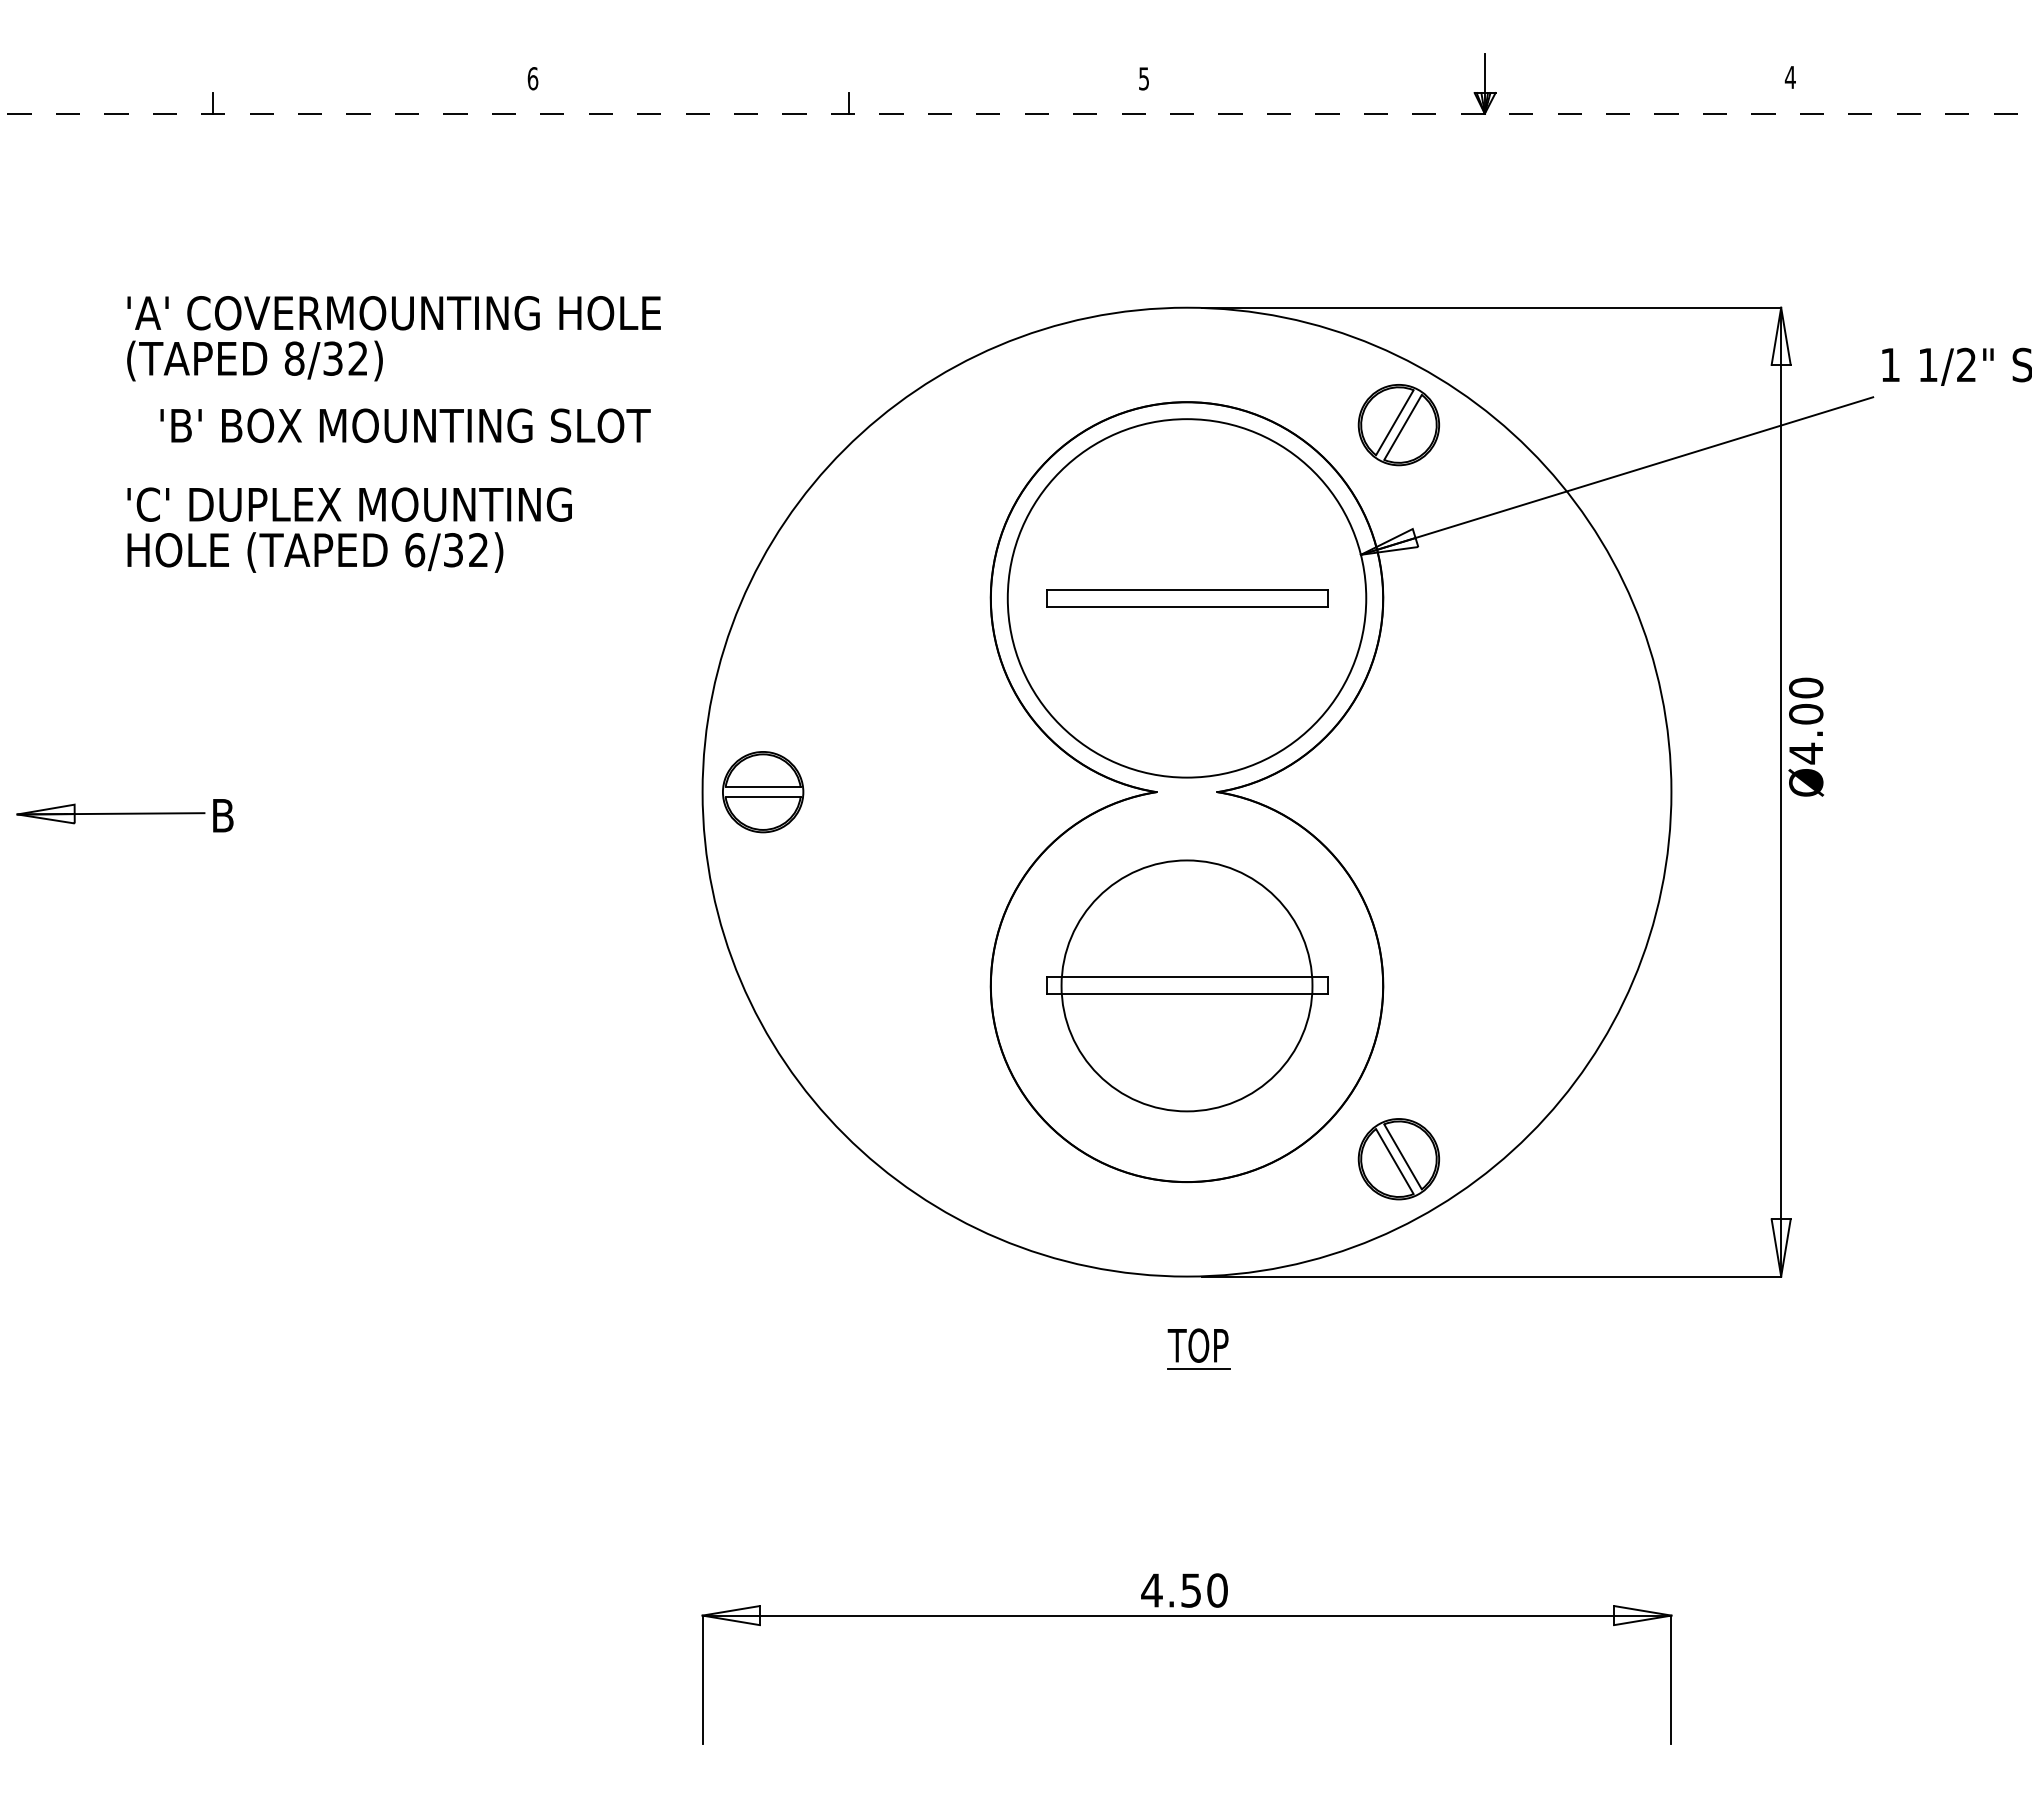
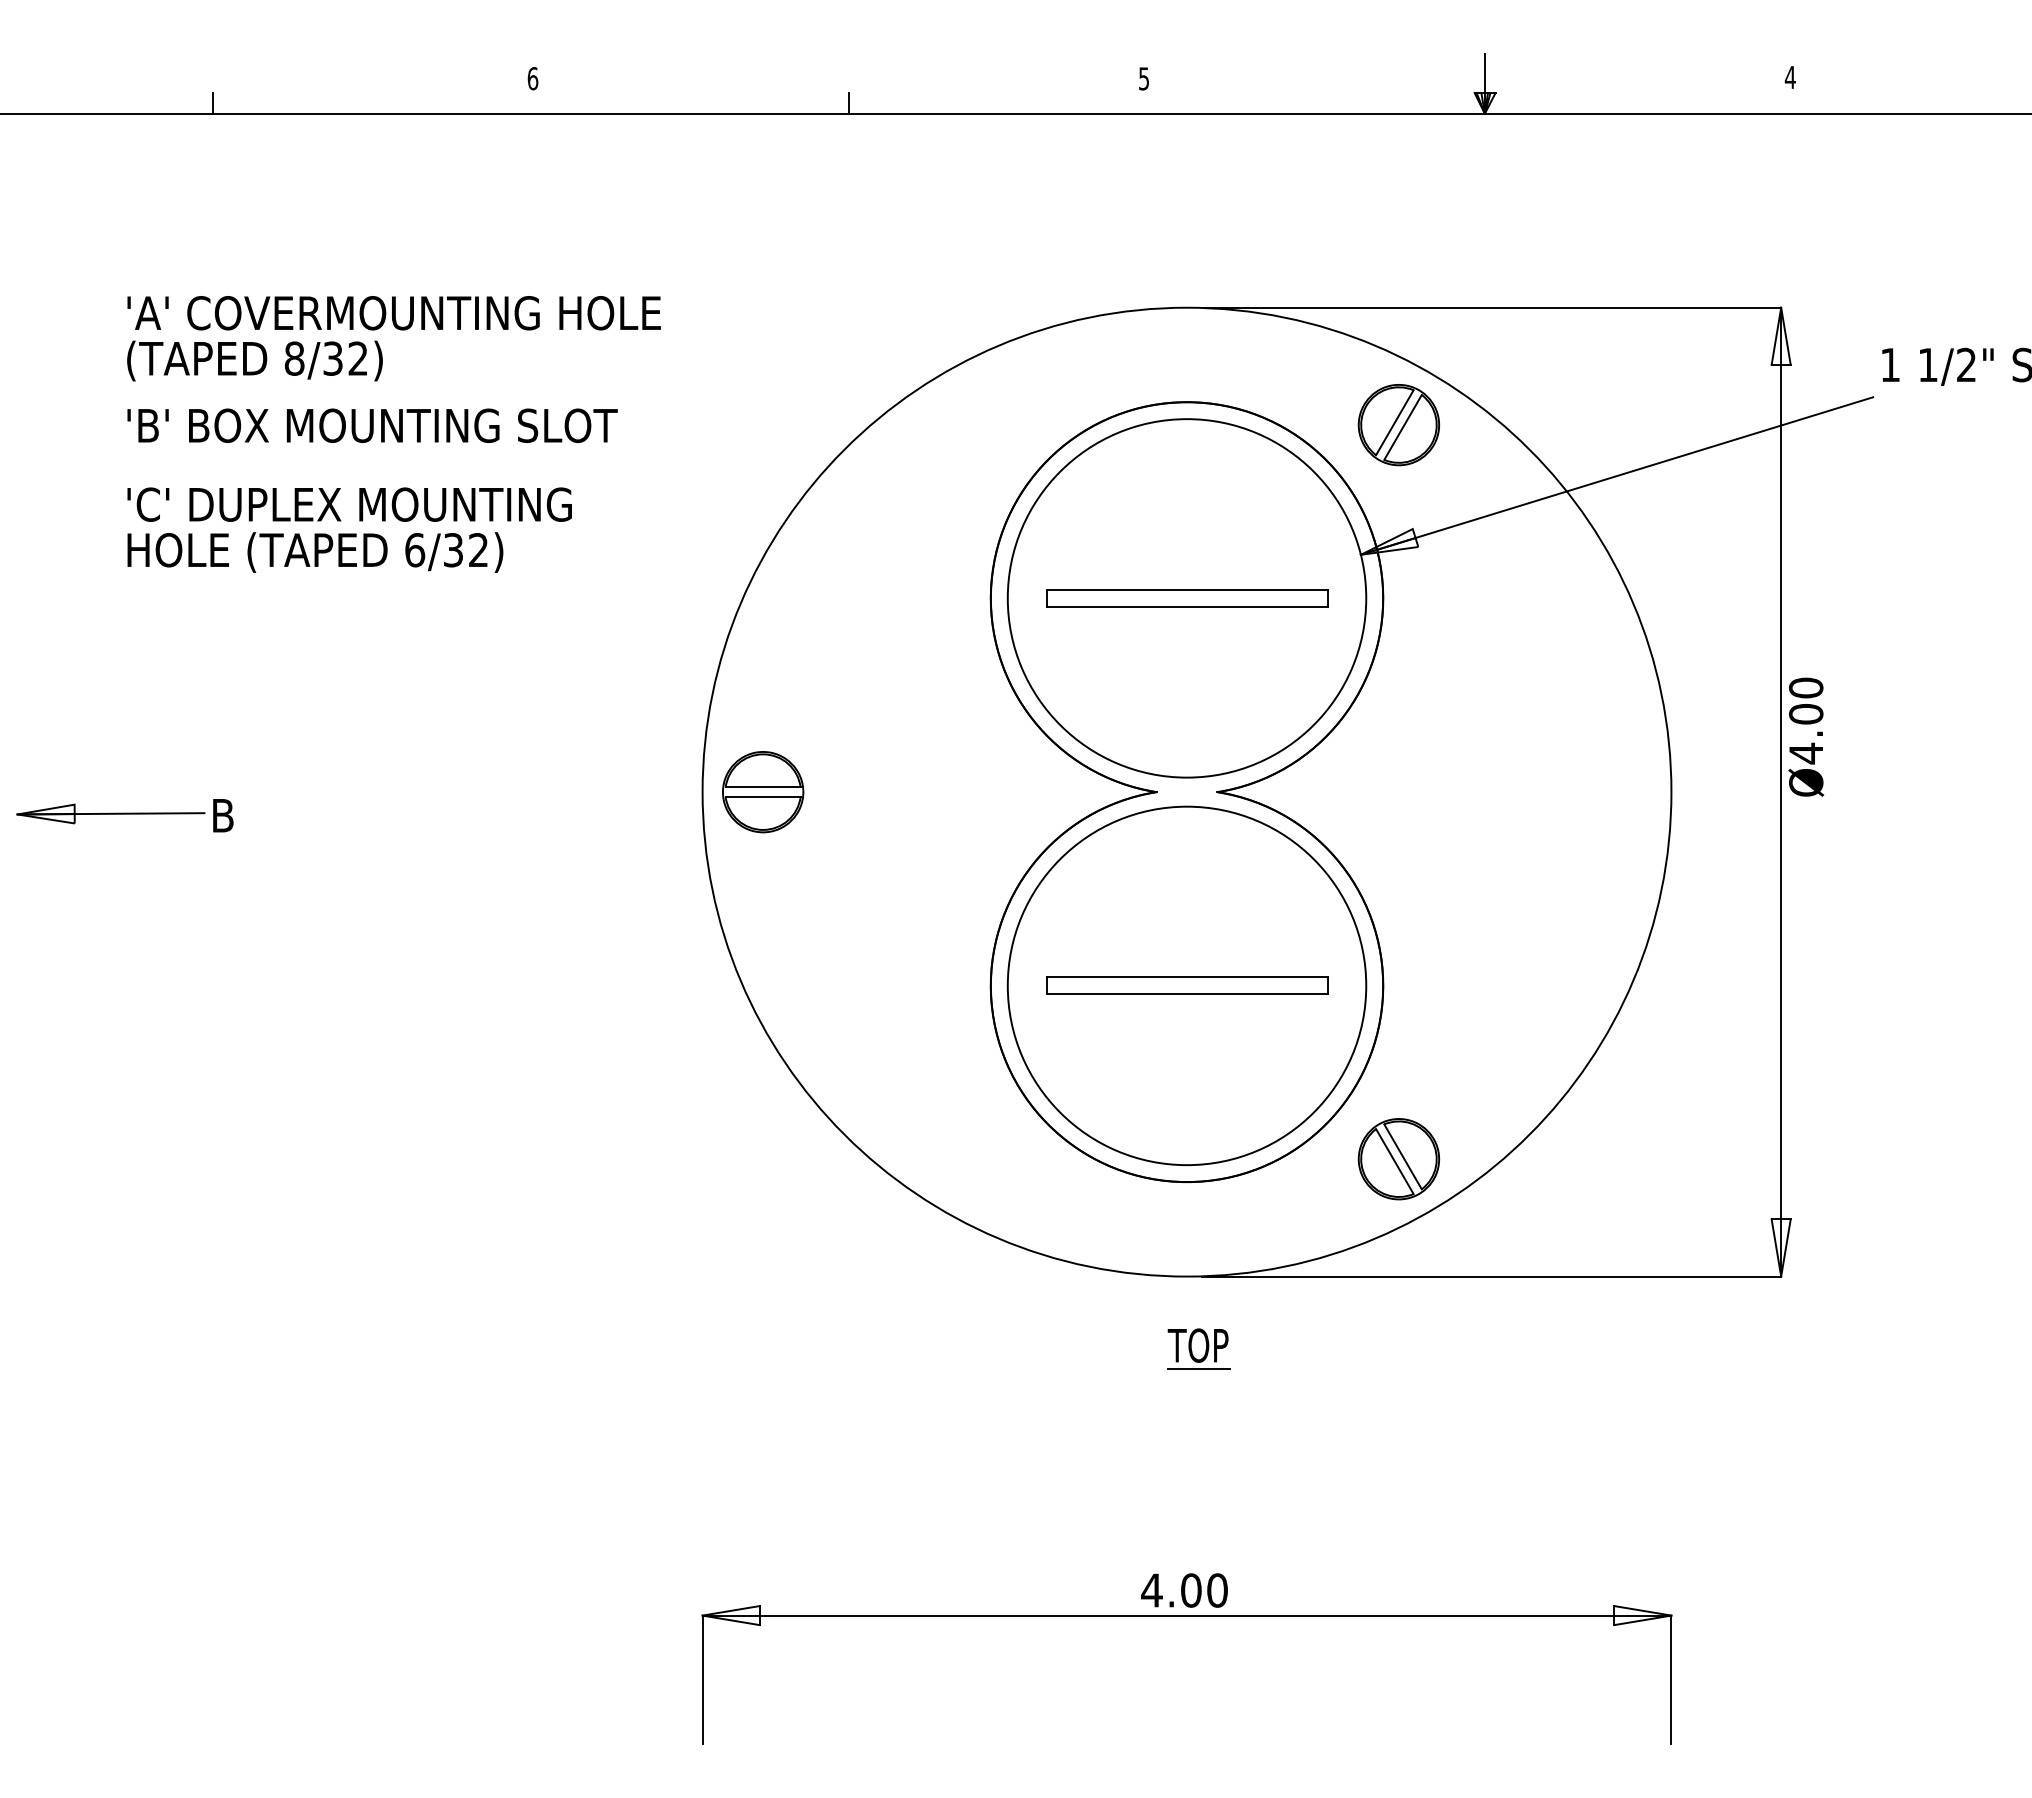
line: dashed -> solid (1016, 113)
text position: (405, 425) -> (372, 425) (372, 425)
circle diameter: 251 px -> 358 px (1186, 985)
text: 4.50 -> 4.00 (1191, 1590)
